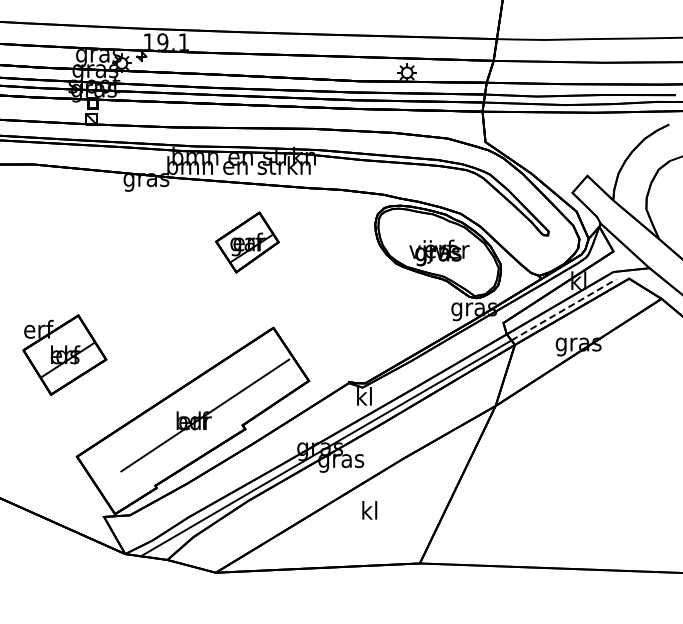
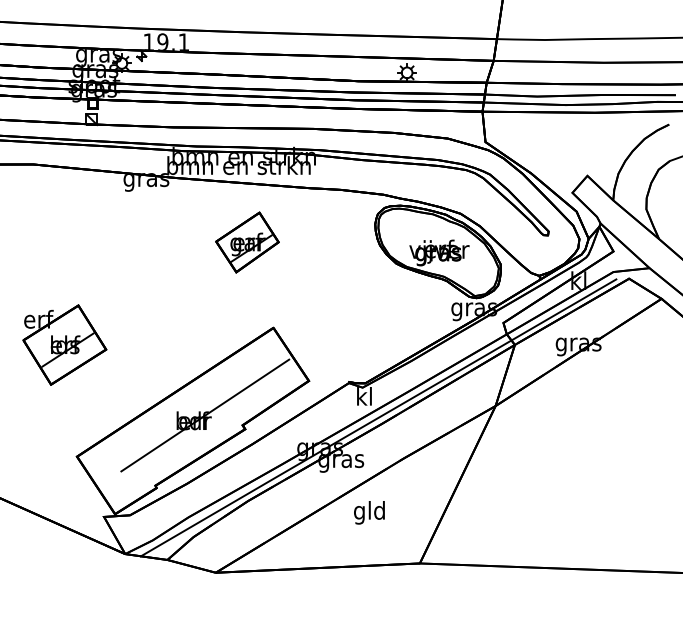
line: dashed -> solid (563, 309)
part position: (64, 354) -> (64, 344) (64, 344)
text: kl -> gld (369, 512)
